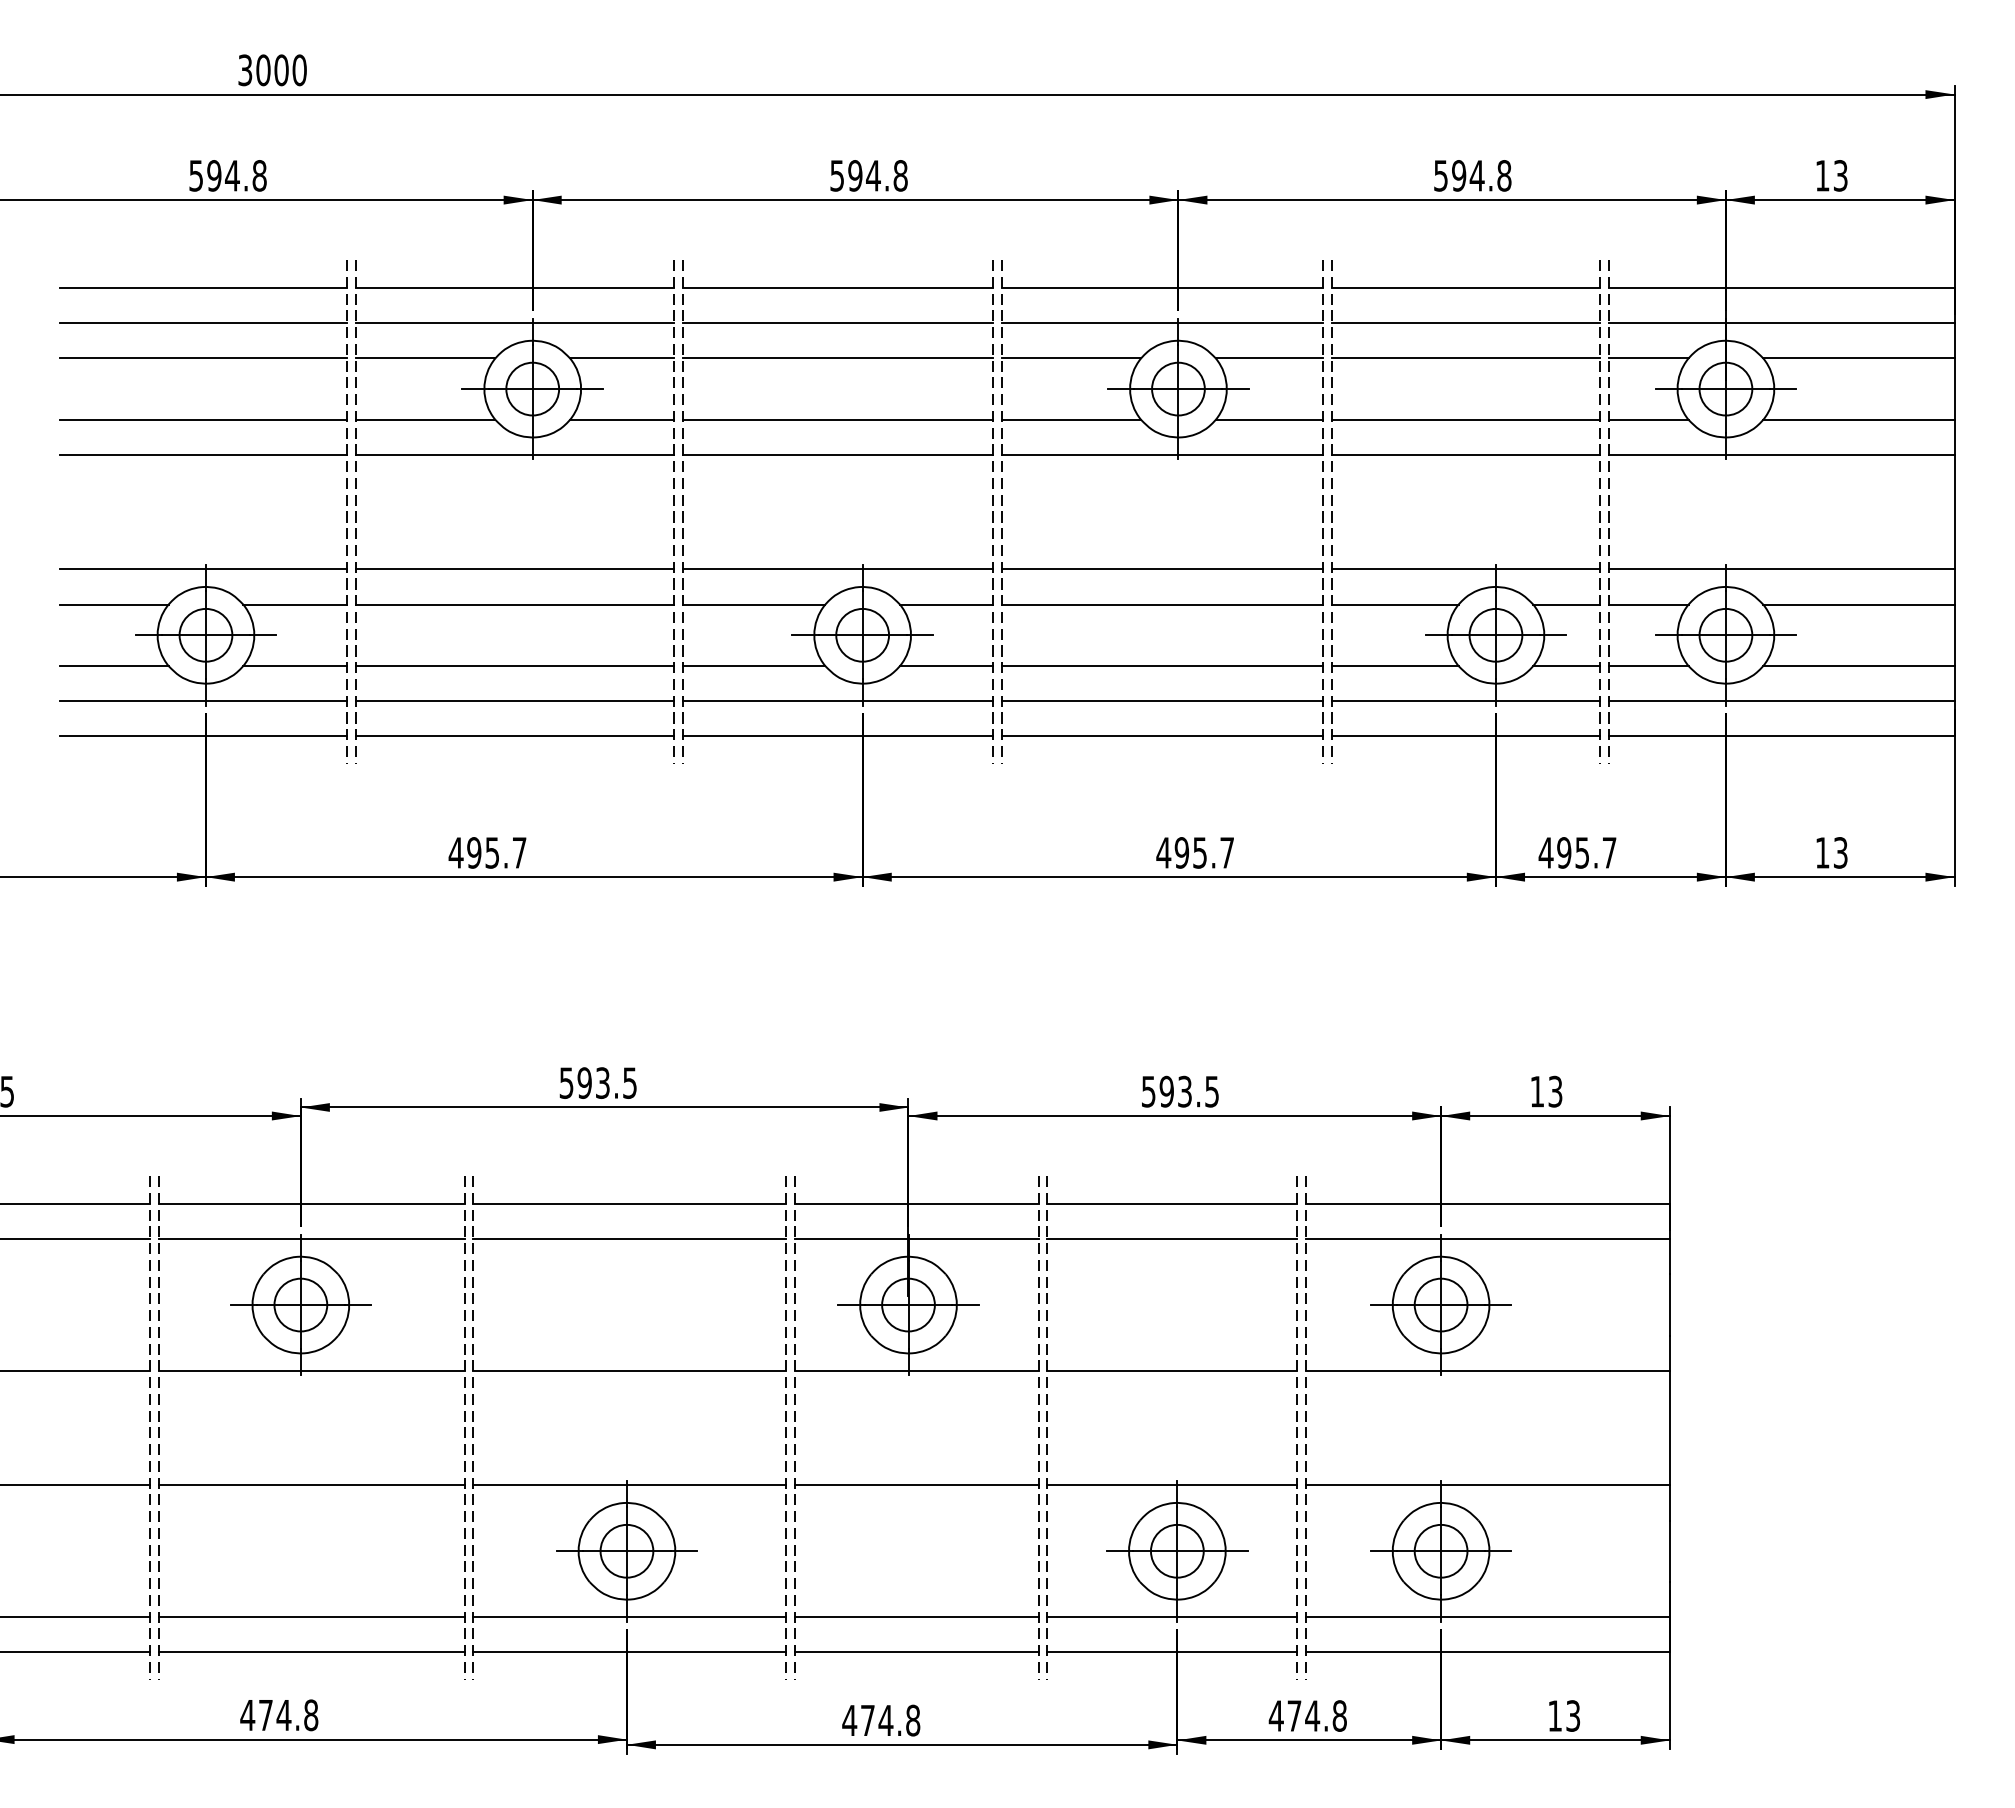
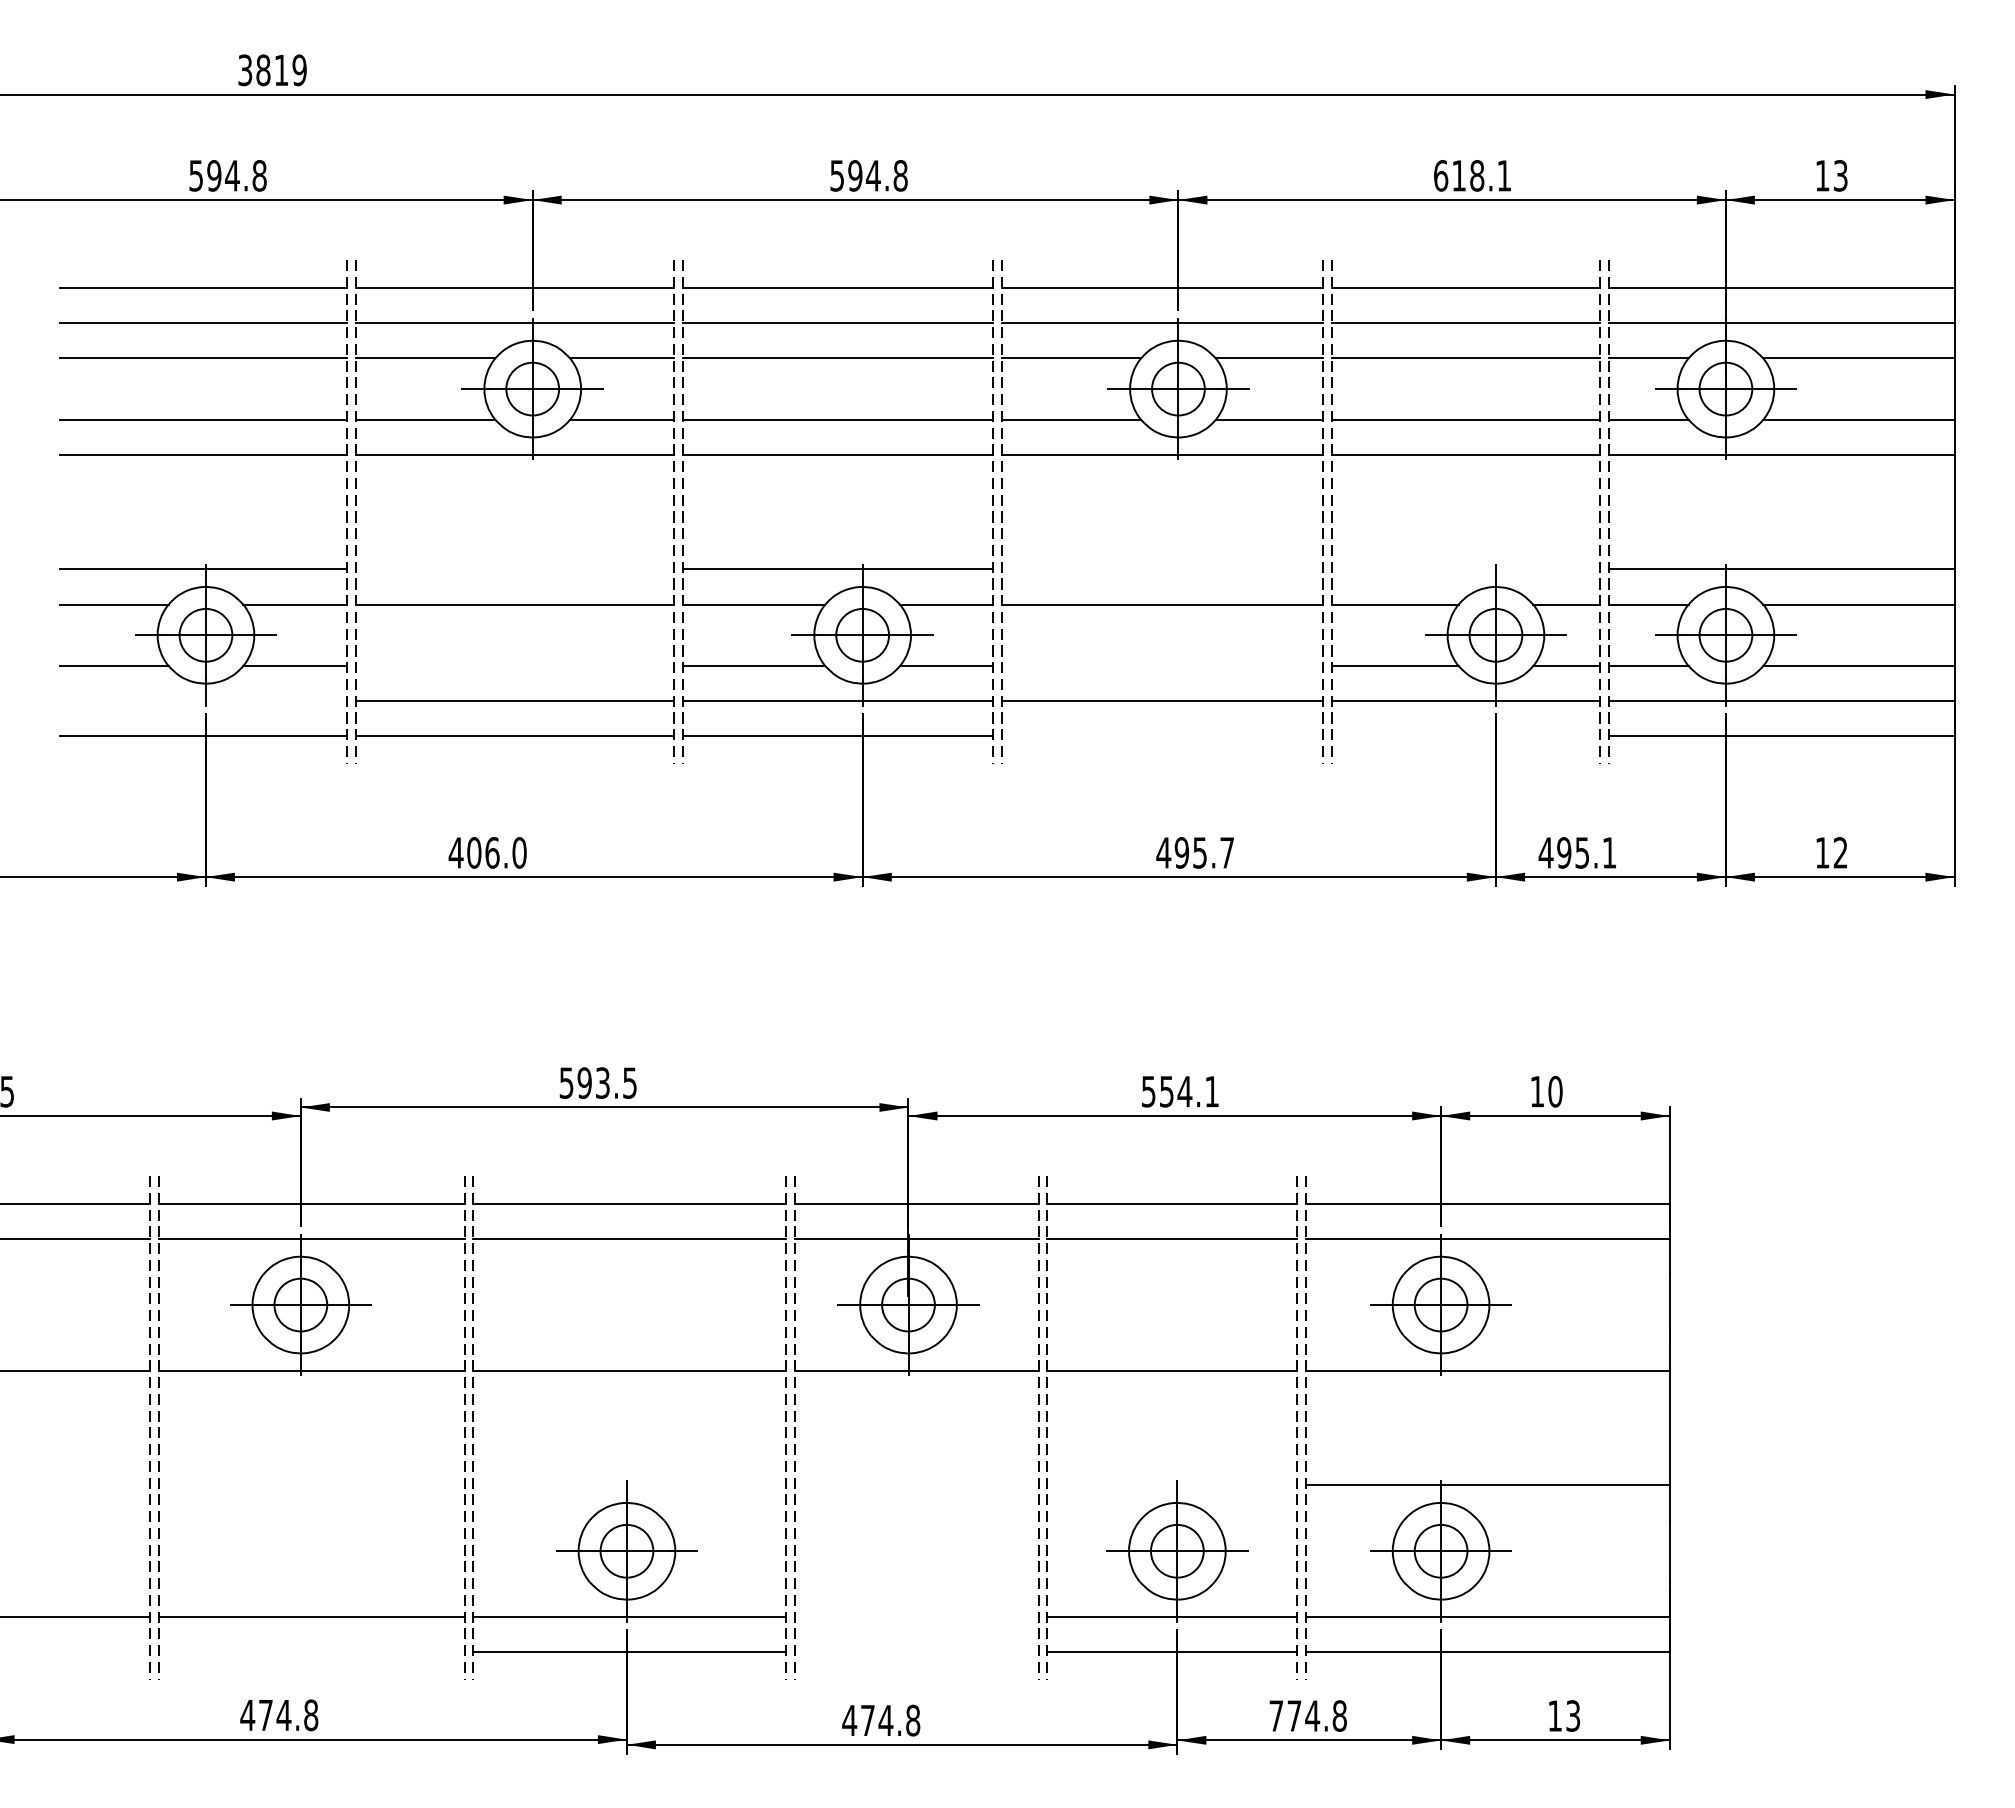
text: 3000 -> 3819 (281, 70)
text: 594.8 -> 618.1 (1472, 175)
line: present -> none (514, 569)
line: present -> none (1162, 569)
line: present -> none (1466, 569)
line: present -> none (514, 666)
line: present -> none (1162, 666)
line: present -> none (203, 701)
line: present -> none (1162, 736)
line: present -> none (1466, 736)
text: 495.7 -> 406.0 (496, 852)
text: 495.7 -> 495.1 (1609, 852)
text: 13 -> 12 (1840, 852)
text: 593.5 -> 554.1 (1188, 1091)
text: 13 -> 10 (1555, 1091)
line: present -> none (75, 1485)
line: present -> none (311, 1485)
line: present -> none (629, 1485)
line: present -> none (916, 1485)
line: present -> none (1172, 1485)
line: present -> none (916, 1617)
line: present -> none (75, 1652)
line: present -> none (311, 1652)
line: present -> none (916, 1652)
text: 474.8 -> 774.8 (1275, 1715)
